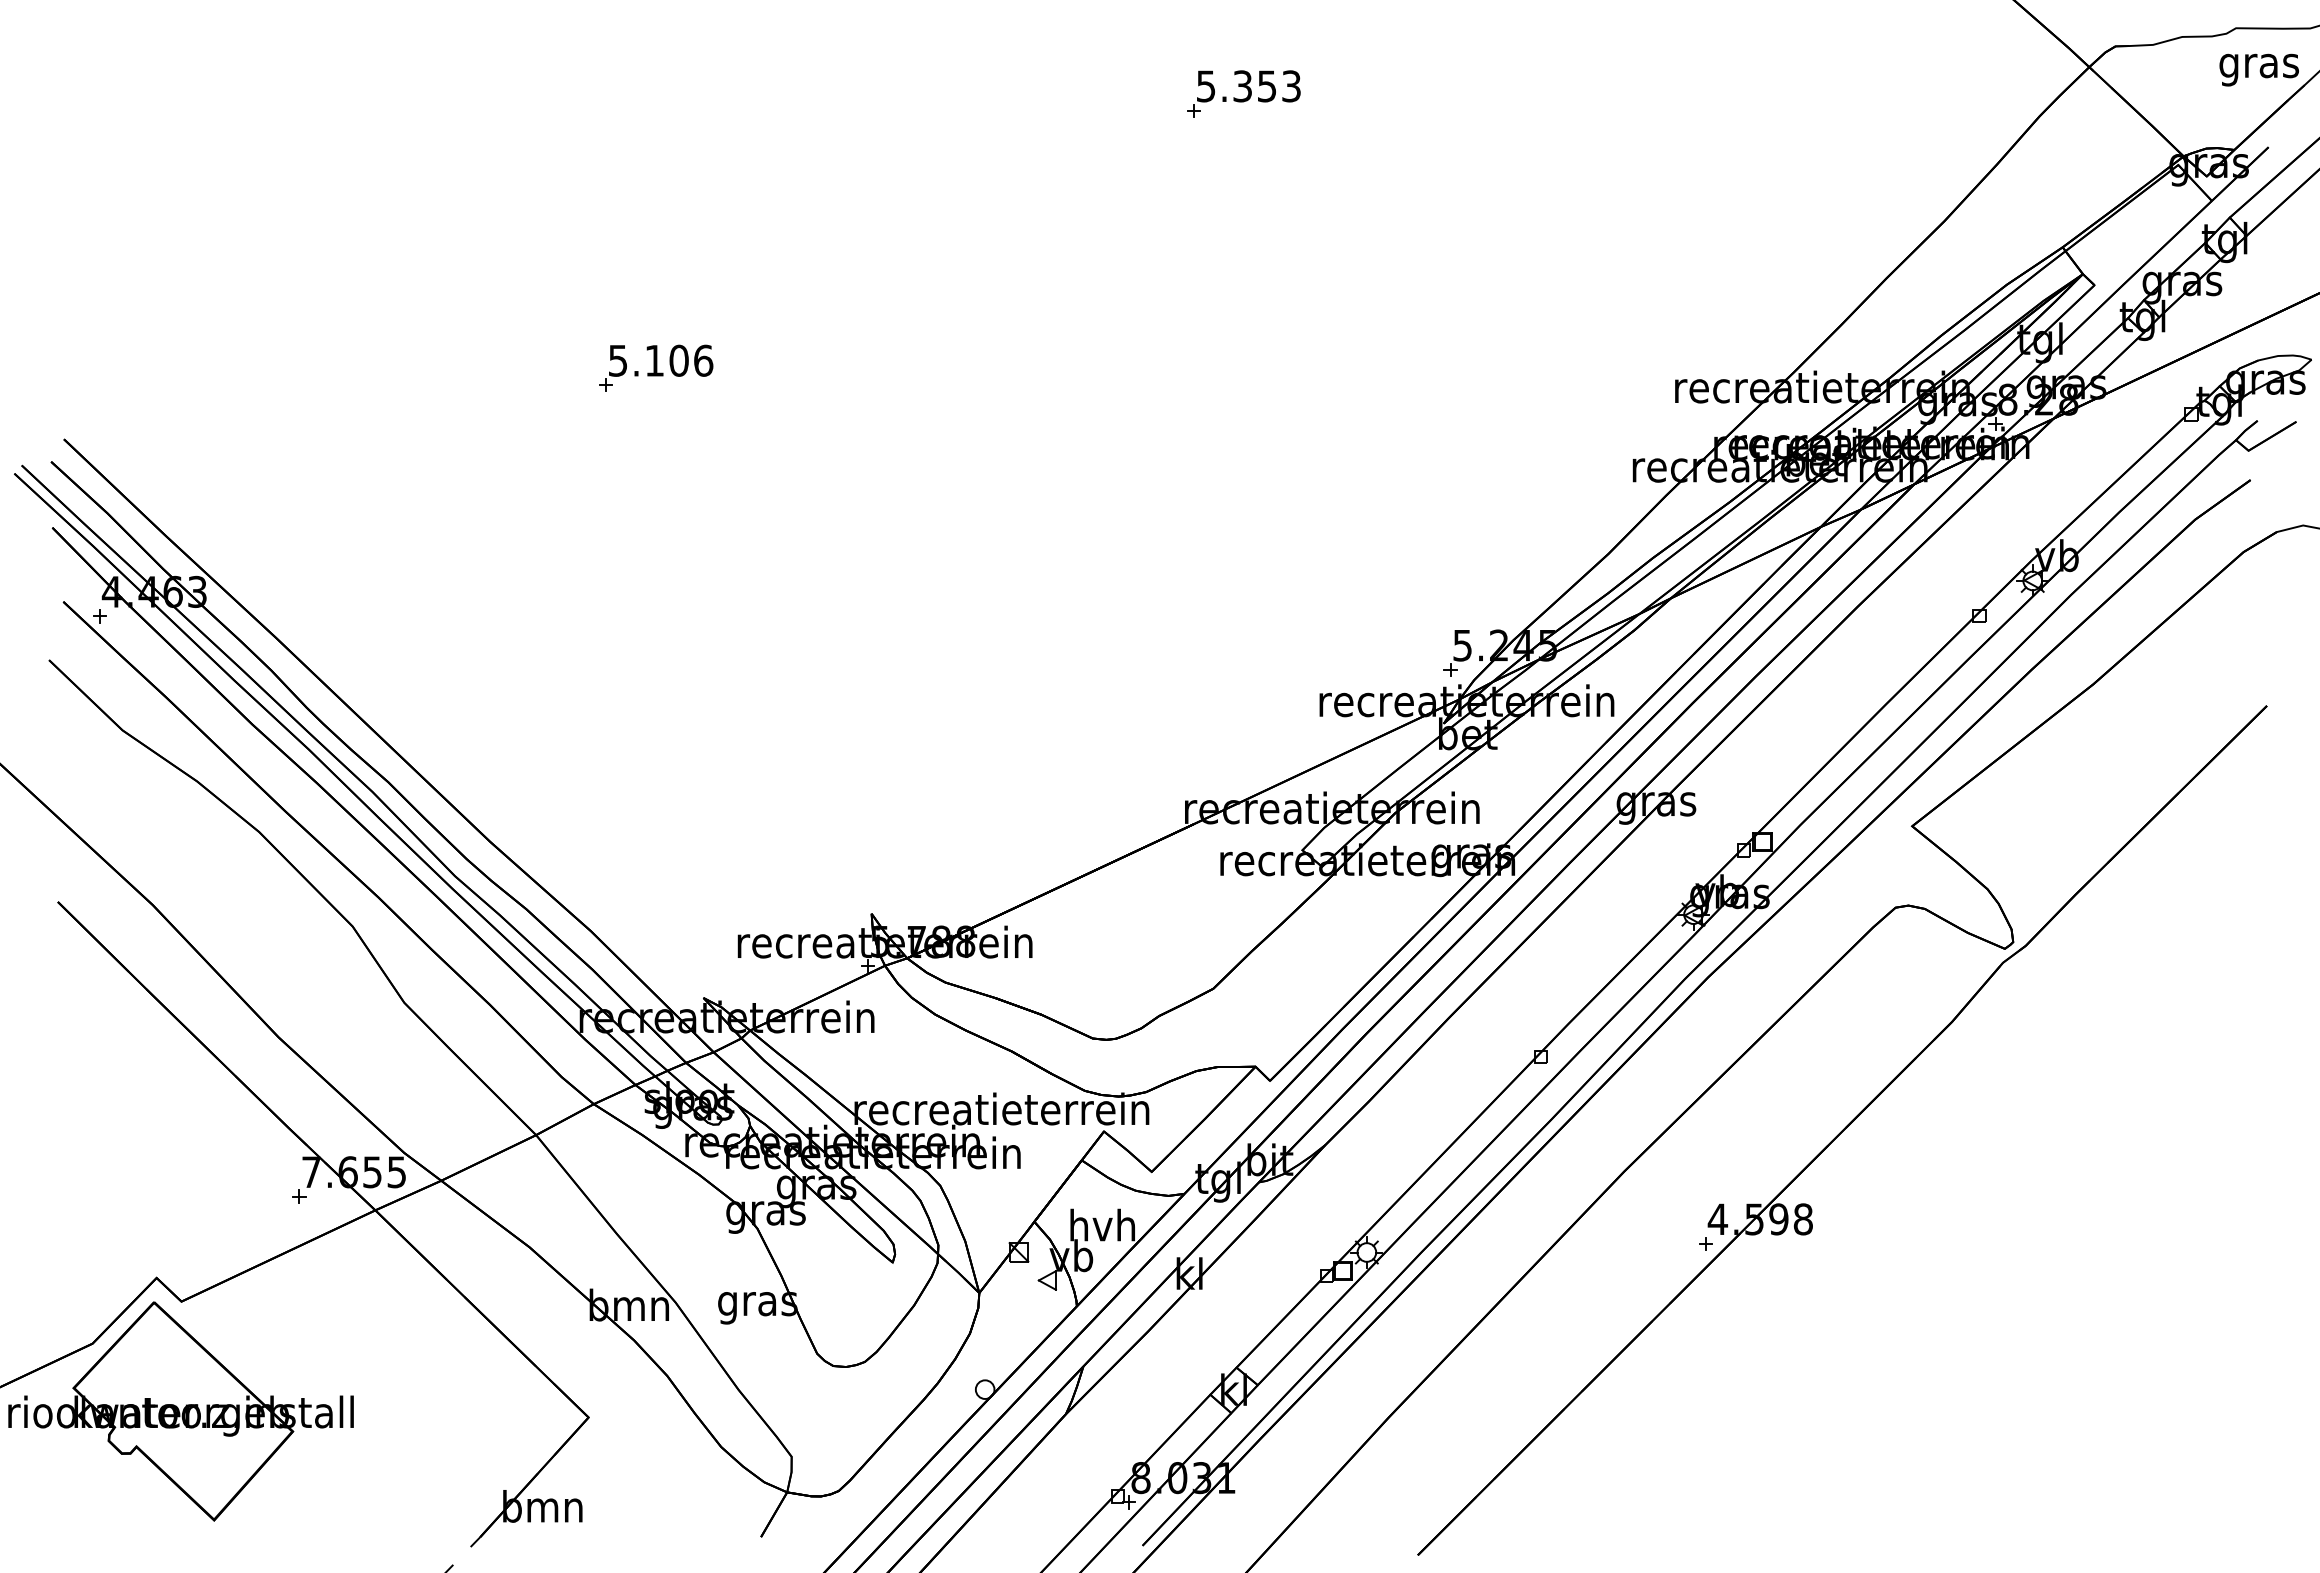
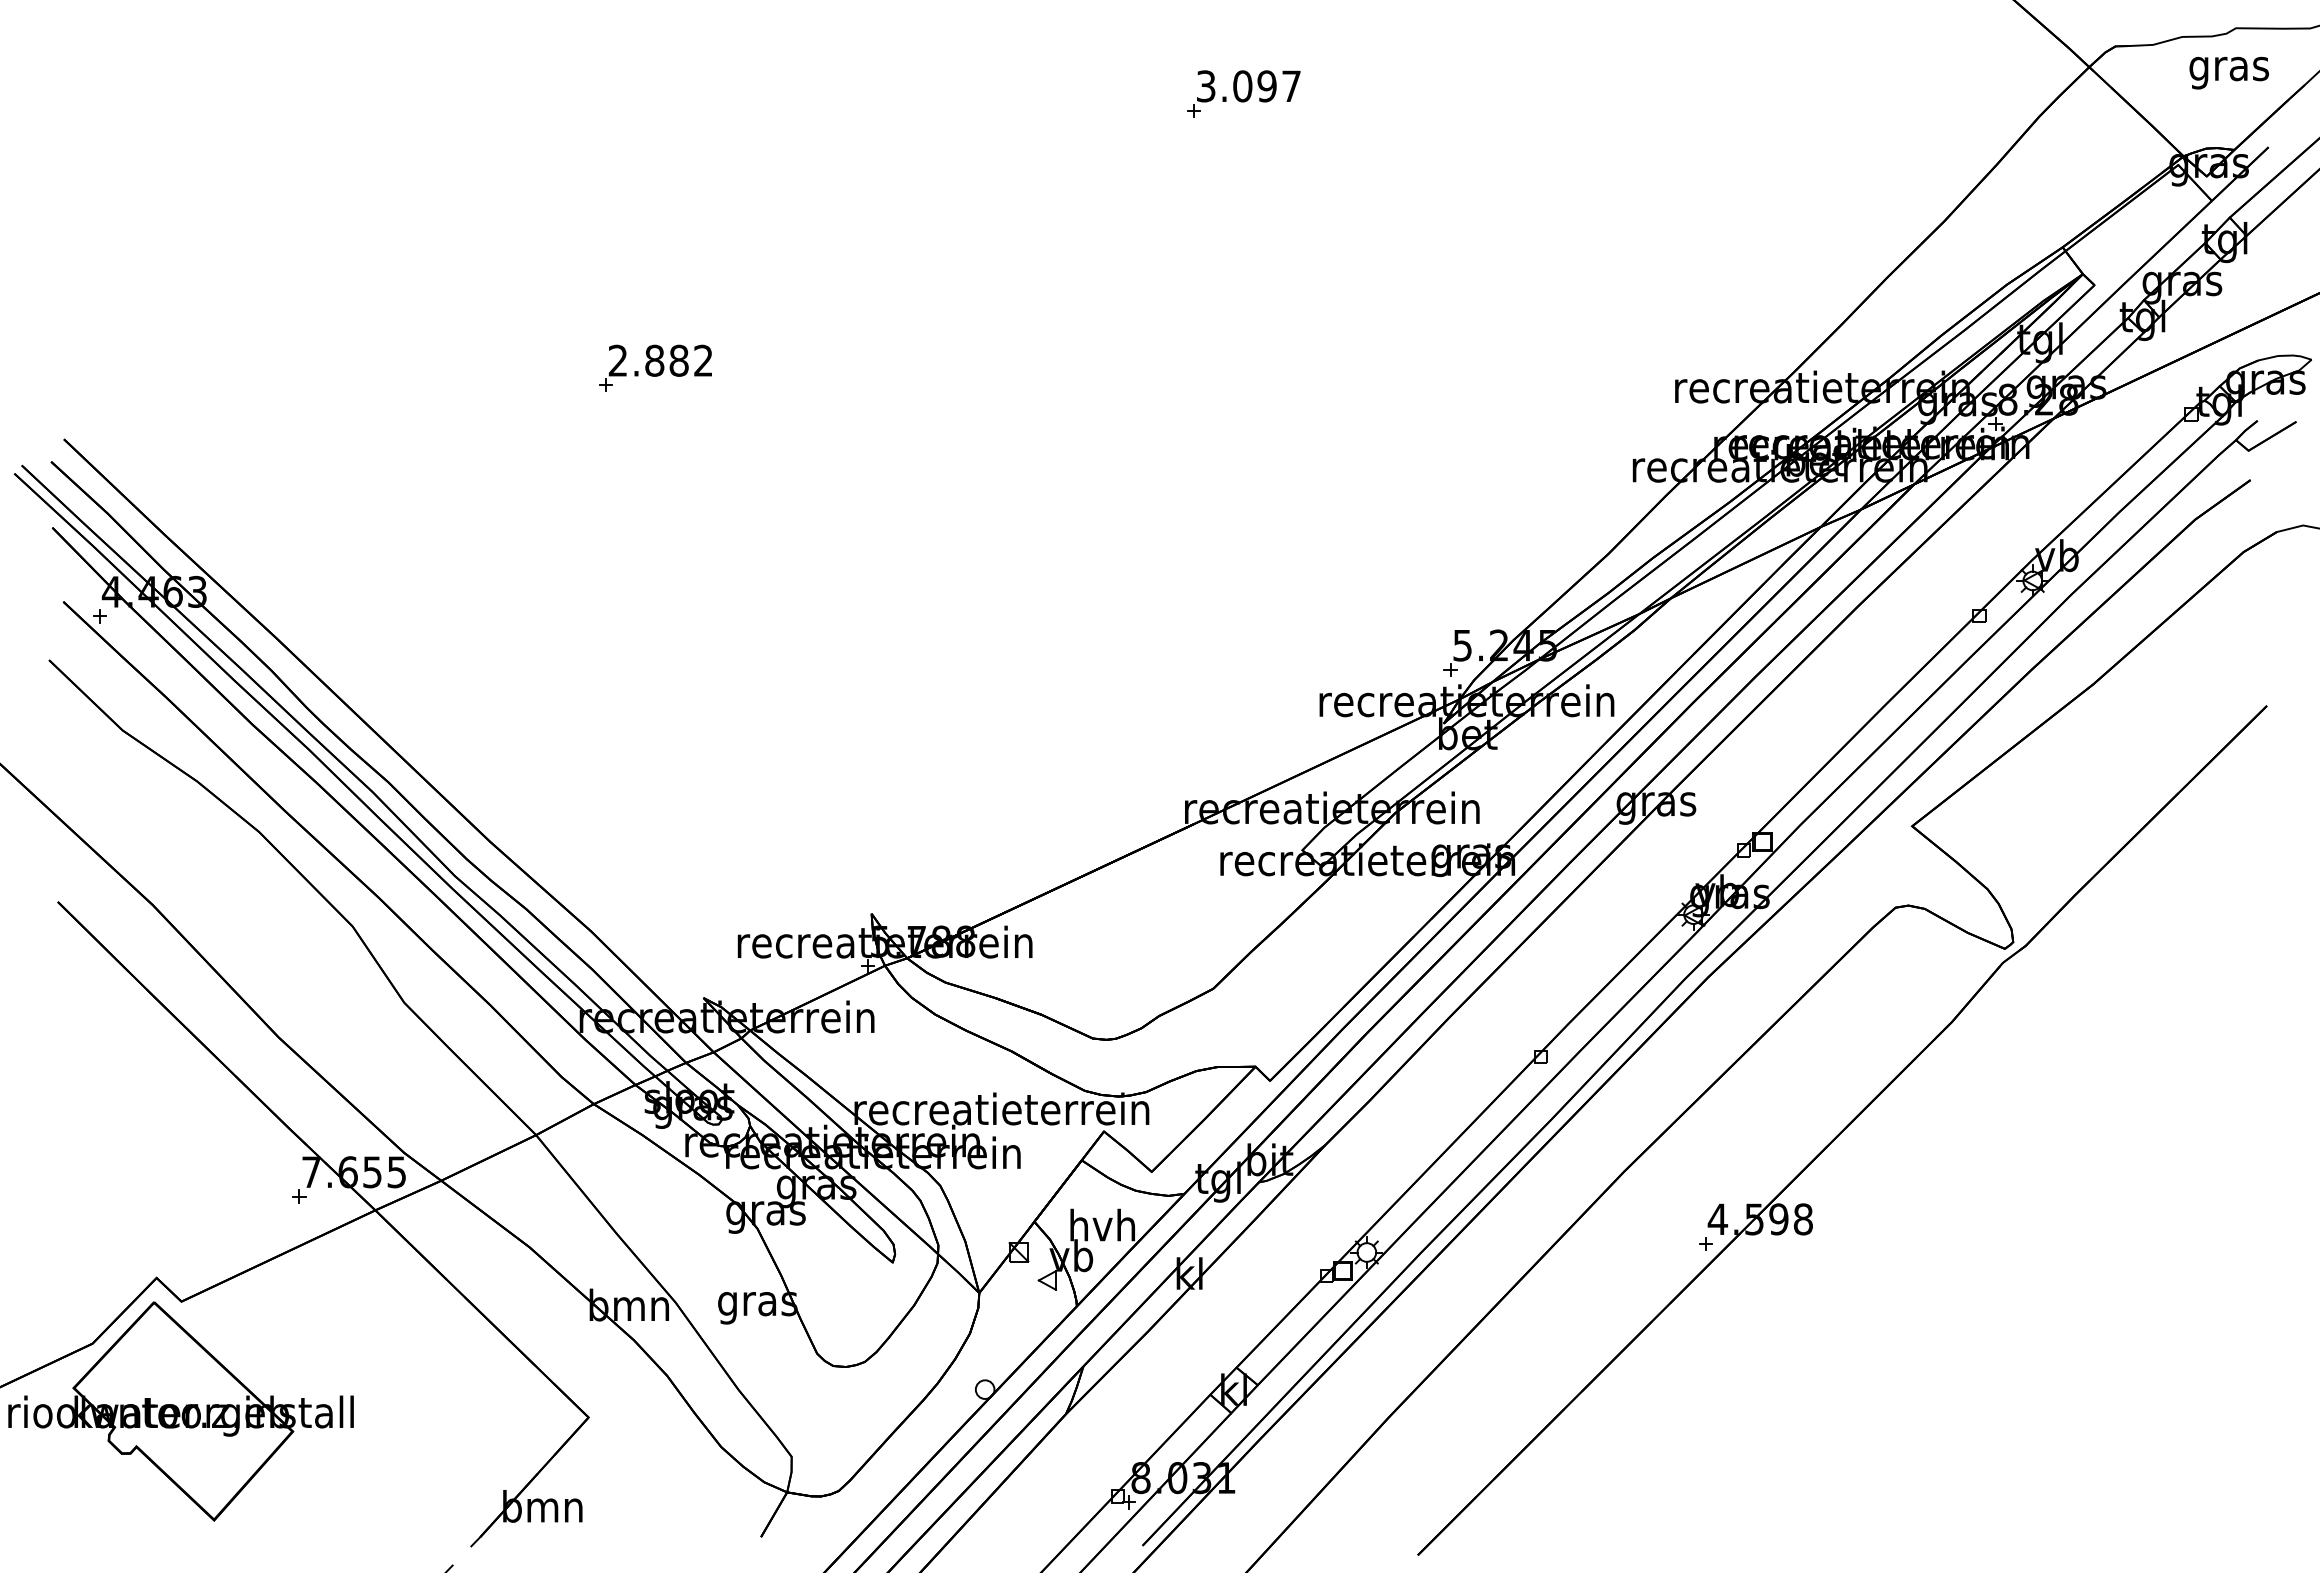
text position: (2258, 69) -> (2228, 72) (2228, 72)
text: 5.353 -> 3.097 (1248, 86)
text: 5.106 -> 2.882 (660, 360)
